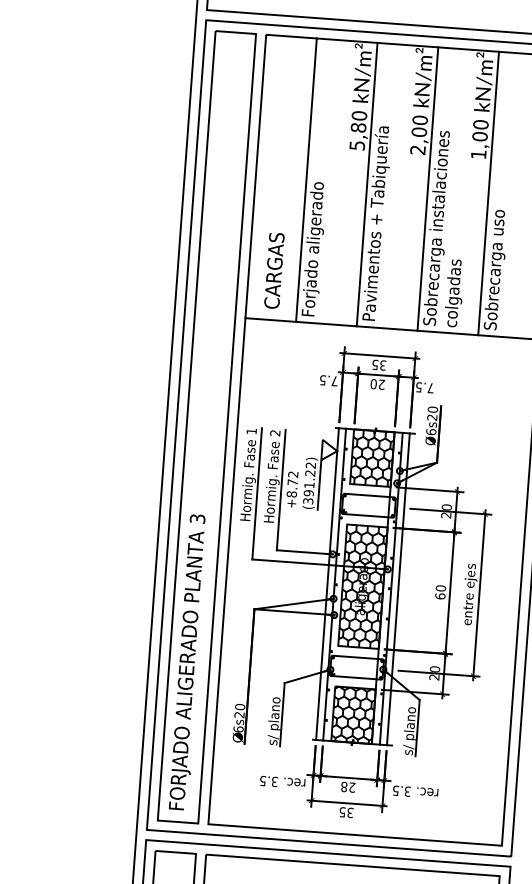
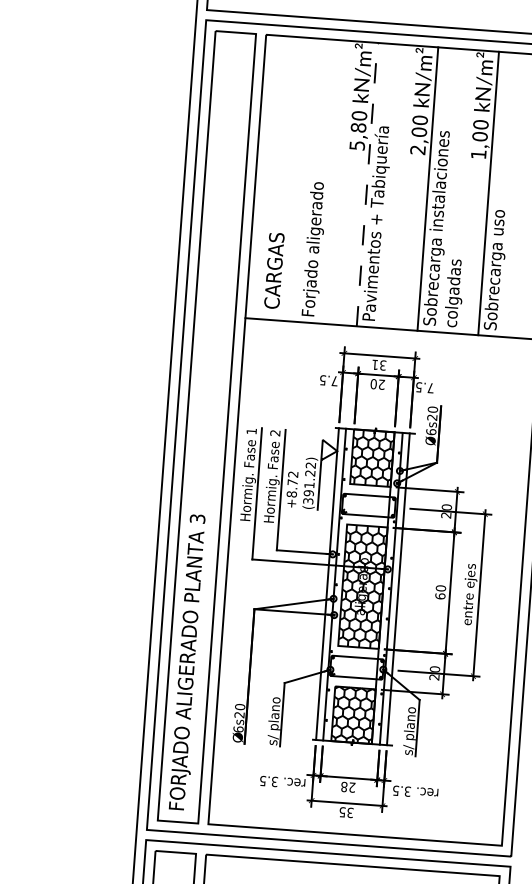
line: present -> none (306, 179)
line: solid -> dashed (367, 184)
text: 35 -> 31 (375, 364)
